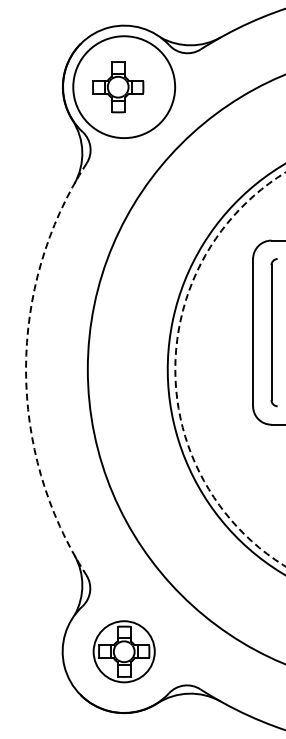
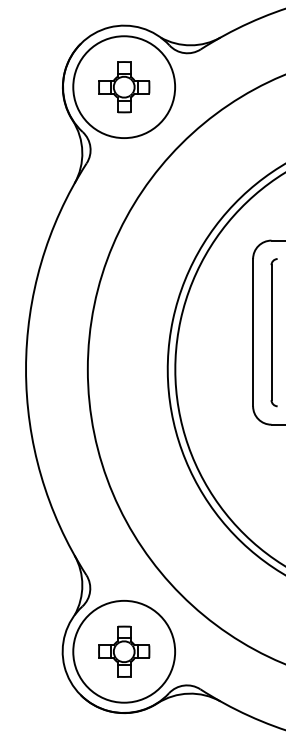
part position: (118, 87) -> (124, 87) (124, 87)
arc: dashed -> solid (26, 369)
arc: dashed -> solid (175, 369)
circle diameter: 61 px -> 102 px (124, 651)
